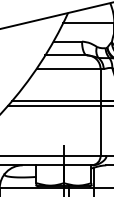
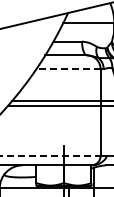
line: solid -> dashed (68, 69)
line: solid -> dashed (50, 156)
